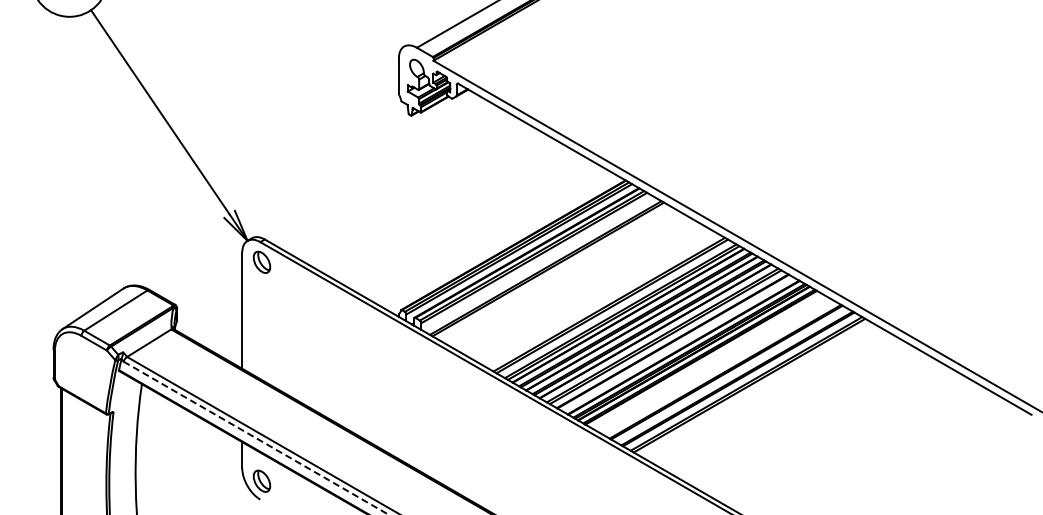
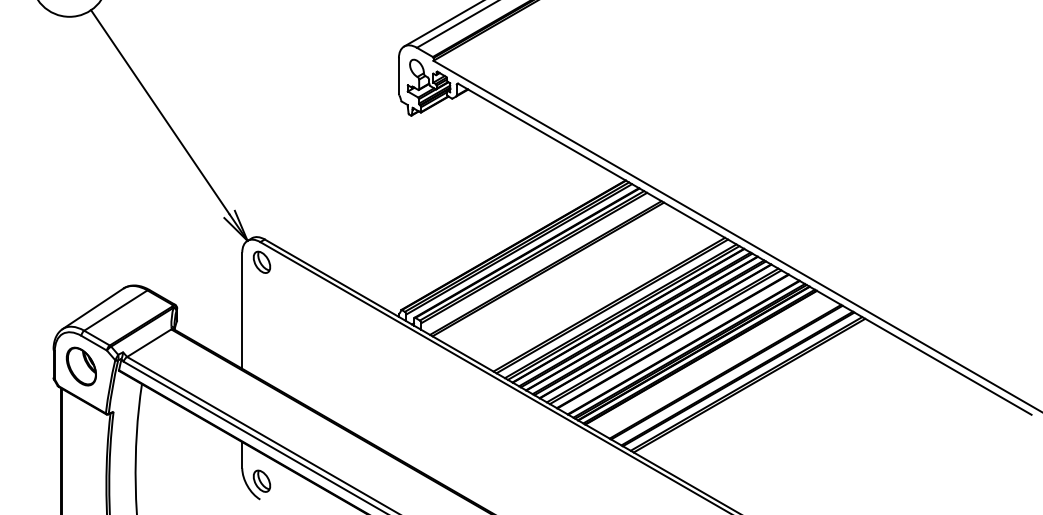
line: none -> present (442, 24)
part: none -> present (80, 366)
line: dashed -> solid (256, 438)
